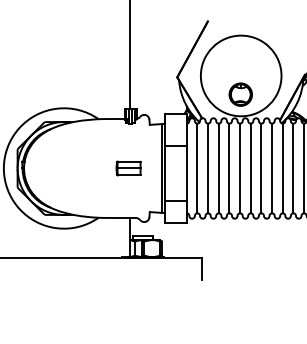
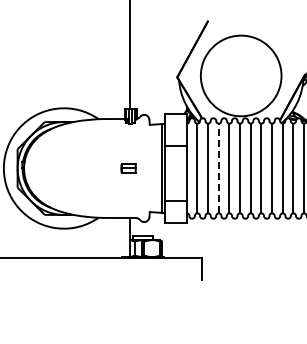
part: present -> none (240, 94)
part size: 27x17 px -> 17x11 px (128, 168)
line: solid -> dashed (218, 168)
